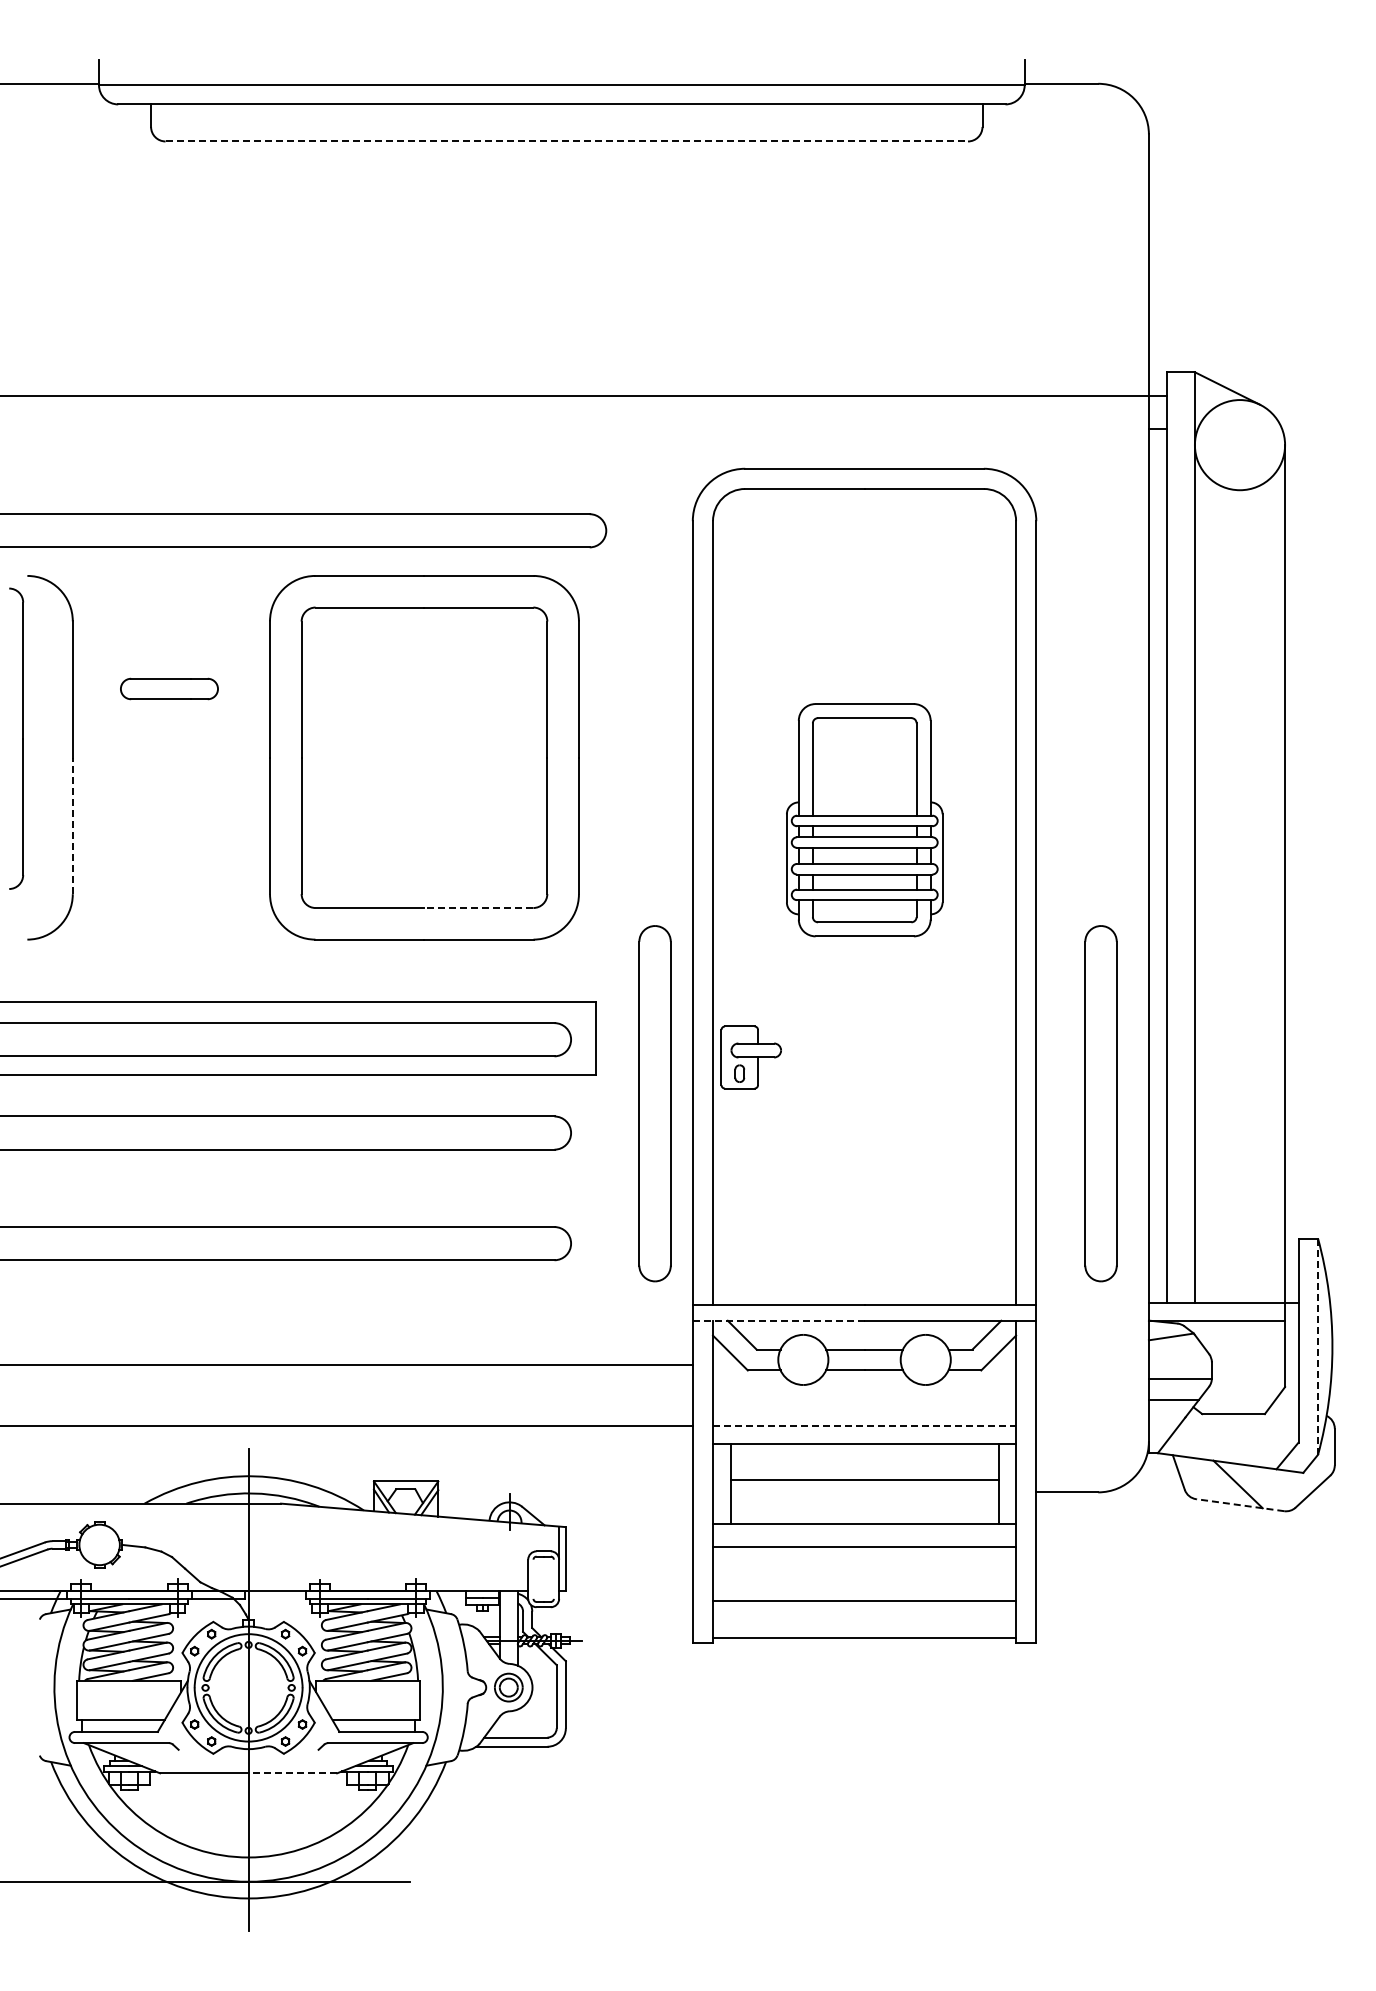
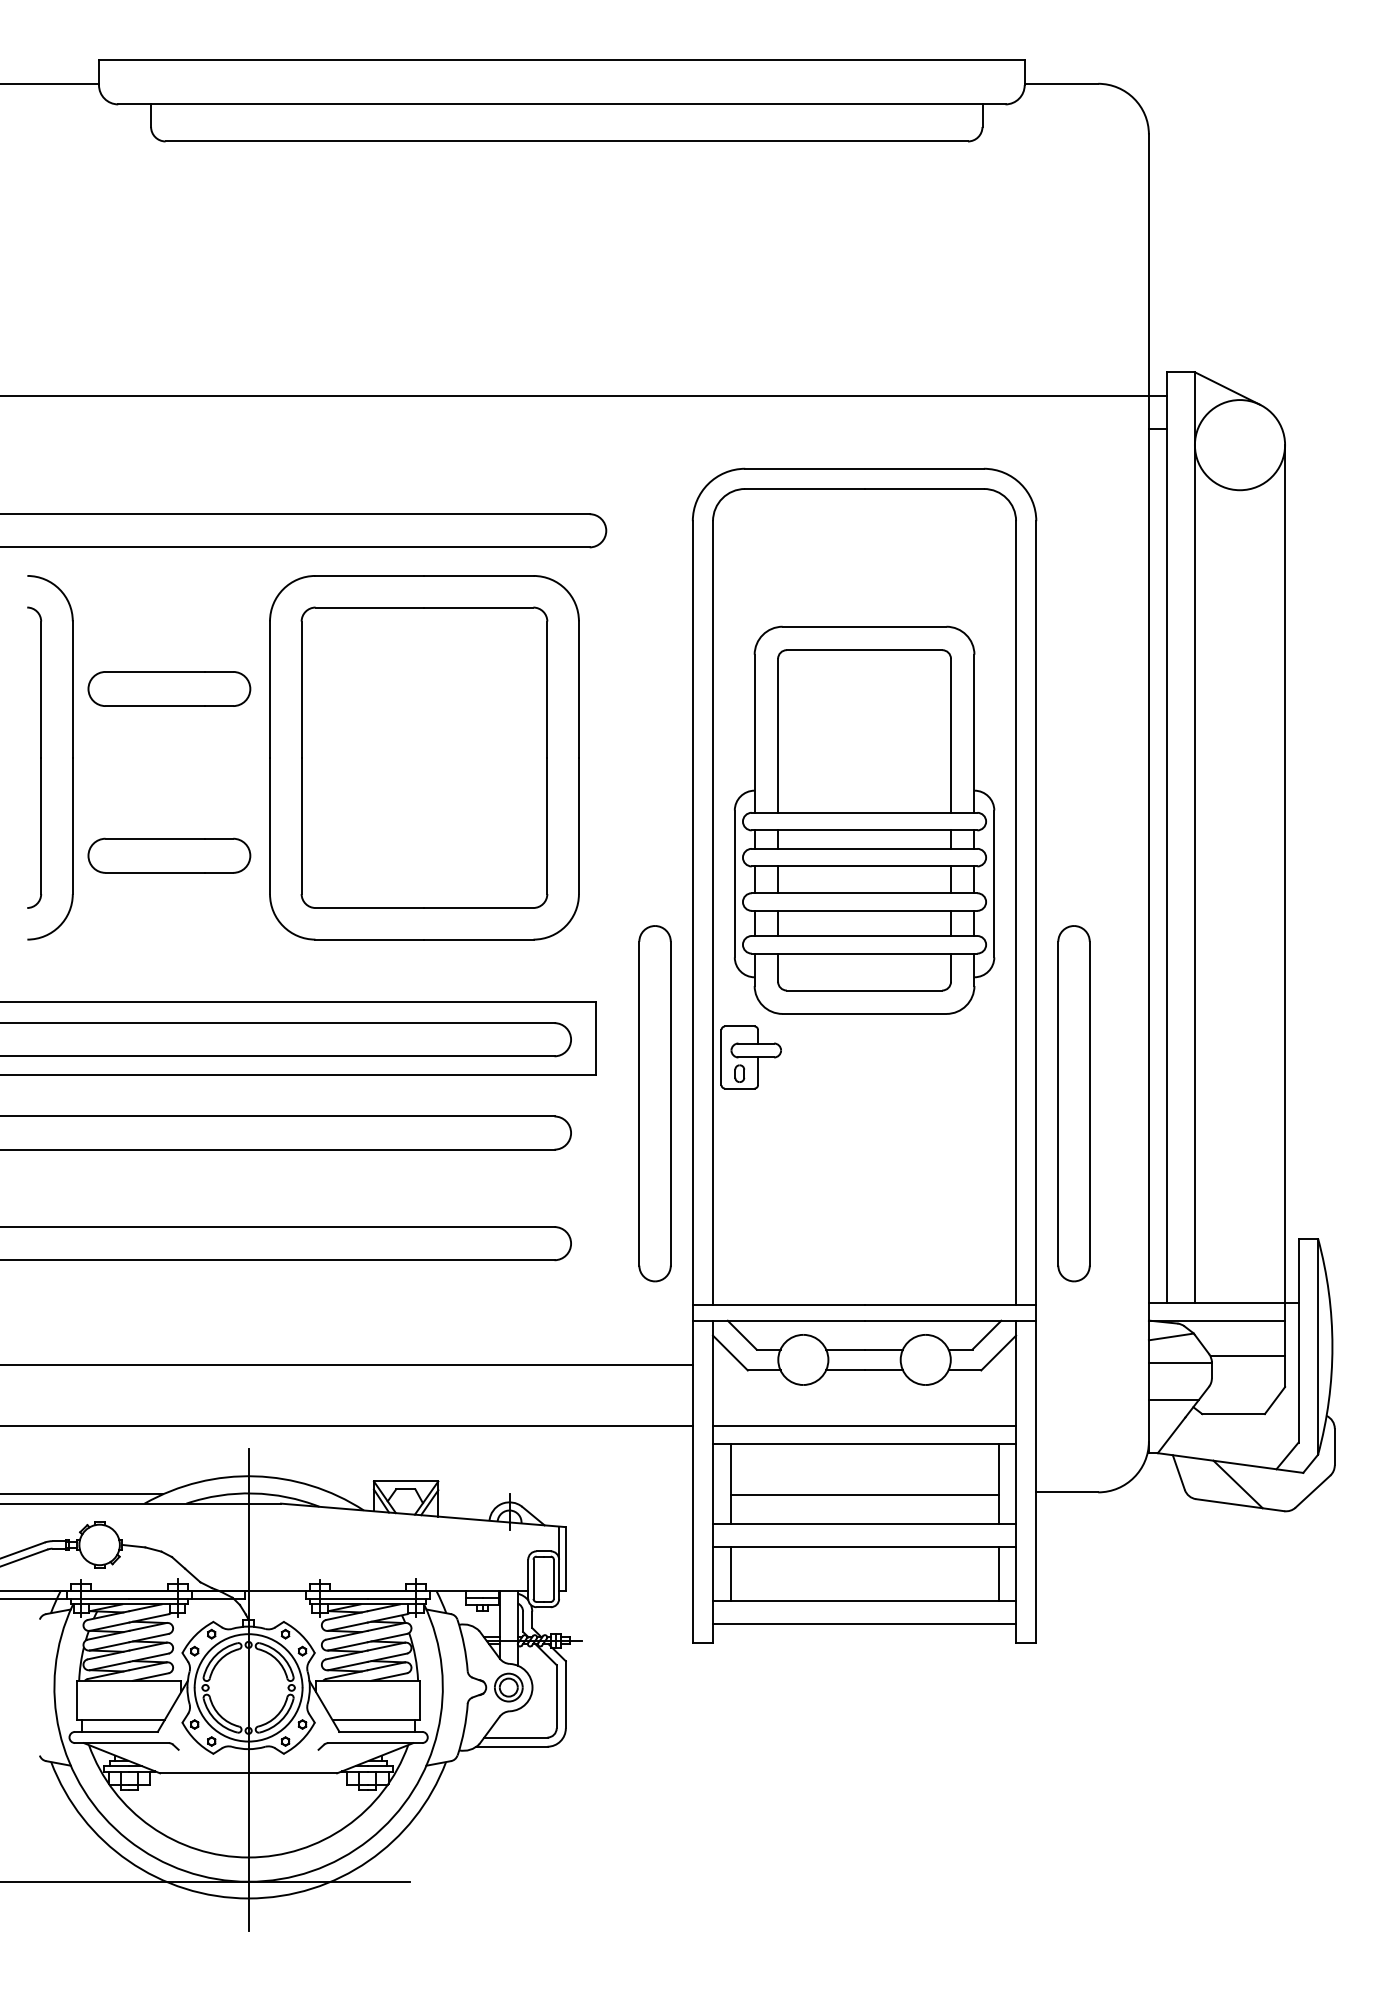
line position: (561, 84) -> (561, 59) (561, 59)
line: dashed -> solid (567, 141)
part size: 99x24 px -> 165x36 px (169, 688)
part position: (16, 738) -> (34, 757) (34, 757)
part size: 158x235 px -> 262x390 px (864, 819)
line: dashed -> solid (72, 825)
part: none -> present (169, 855)
line: dashed -> solid (478, 908)
part position: (1100, 1103) -> (1073, 1103) (1073, 1103)
line: dashed -> solid (778, 1320)
line: dashed -> solid (1318, 1346)
line: none -> present (1247, 1356)
line position: (1179, 1379) -> (1179, 1363) (1179, 1363)
line: dashed -> solid (864, 1426)
line position: (864, 1480) -> (864, 1495) (864, 1495)
line: none -> present (82, 1494)
line: dashed -> solid (1239, 1505)
line: none -> present (730, 1573)
line: none -> present (998, 1573)
line: none -> present (533, 1578)
line: none -> present (553, 1578)
line position: (864, 1638) -> (864, 1624) (864, 1624)
line: dashed -> solid (292, 1773)
